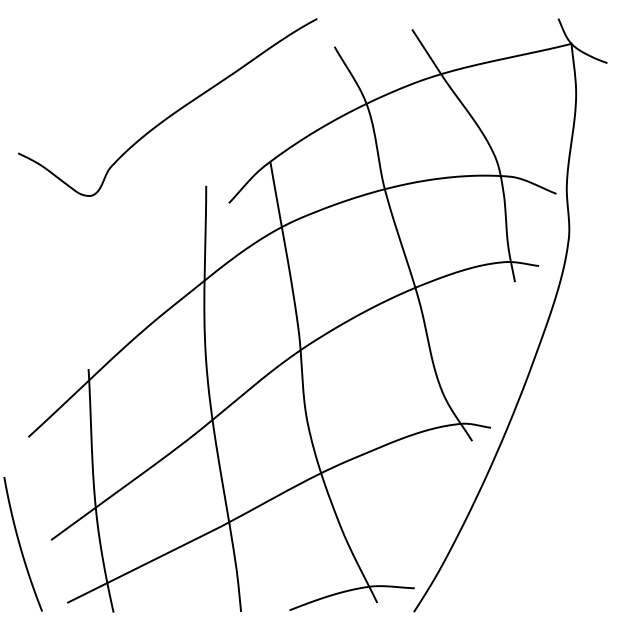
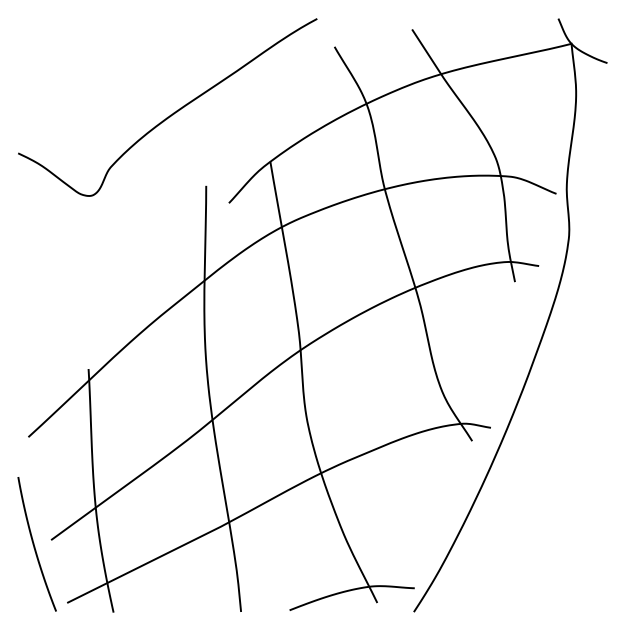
curve position: (20, 544) -> (34, 544) (34, 544)
